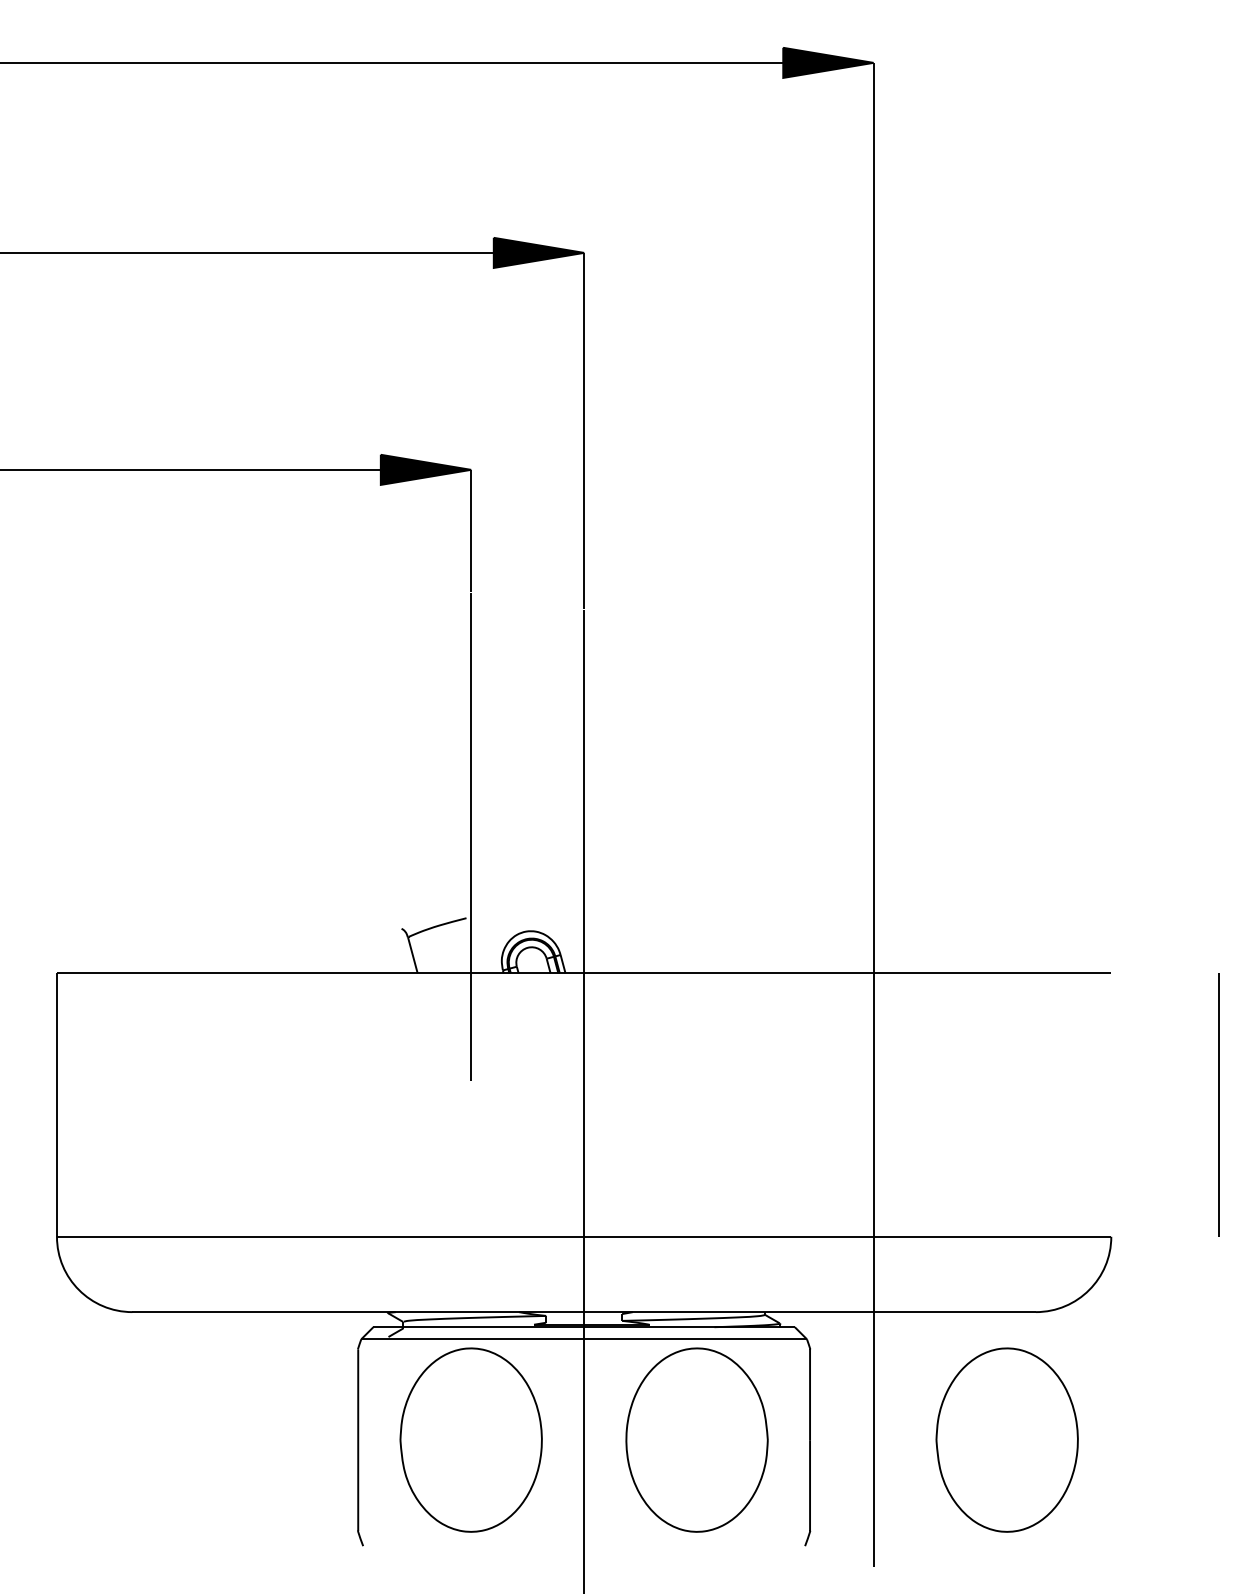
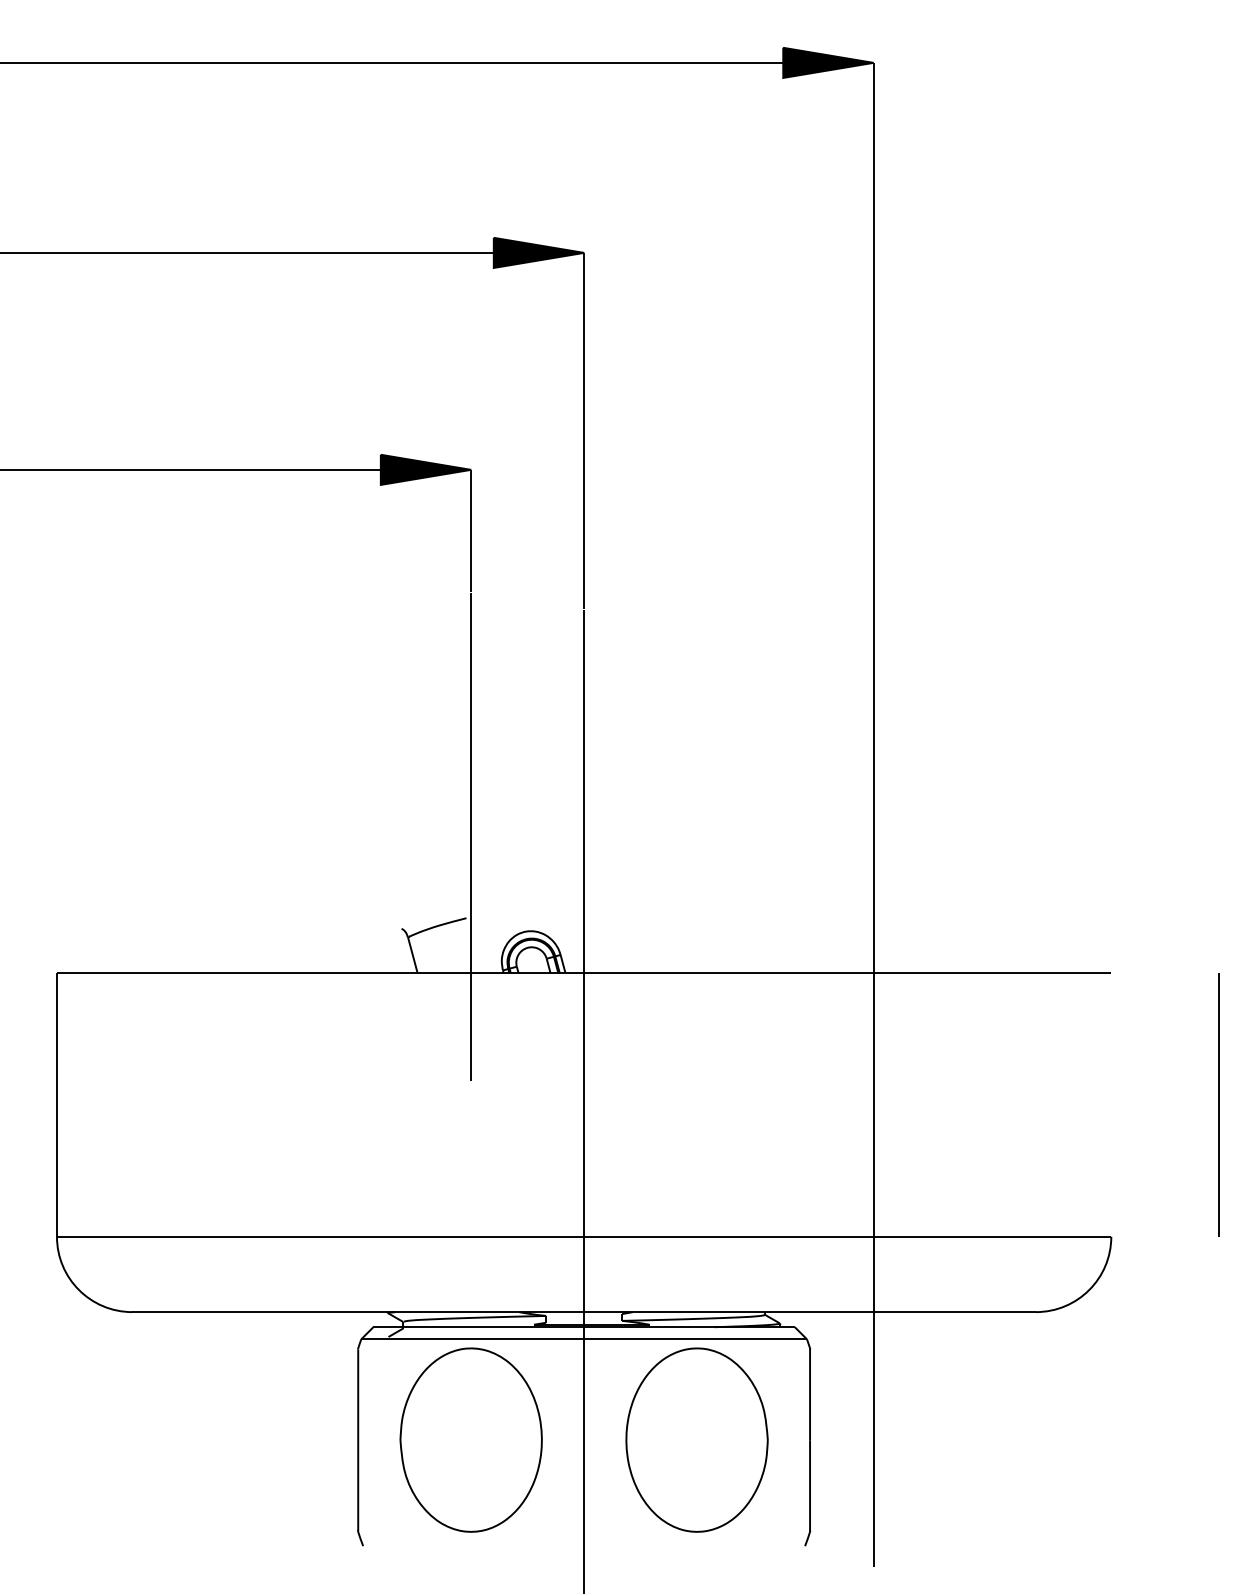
part: present -> none (1006, 1439)
